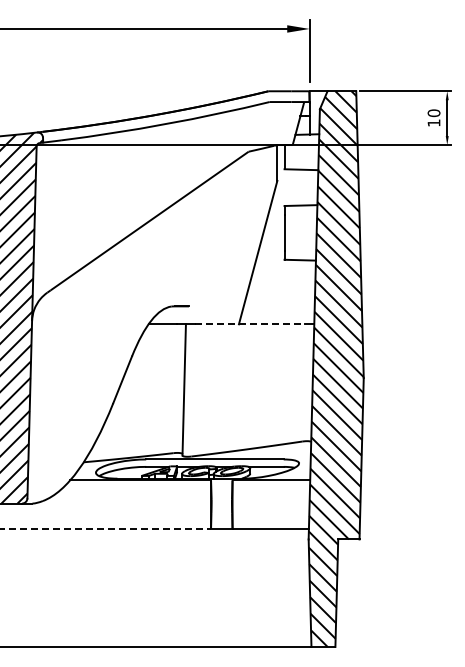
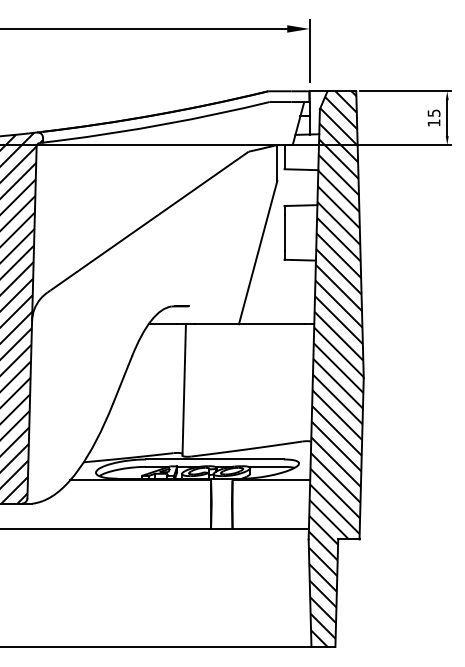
text: 10 -> 15 (433, 113)
line: dashed -> solid (250, 324)
line: dashed -> solid (106, 528)
